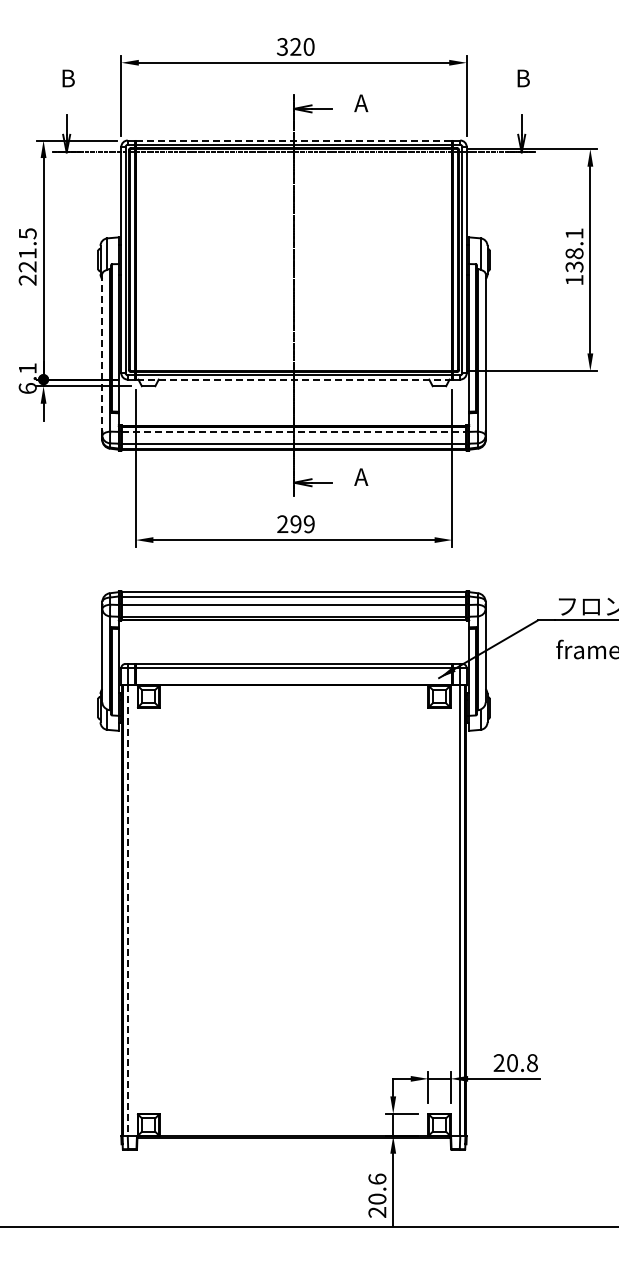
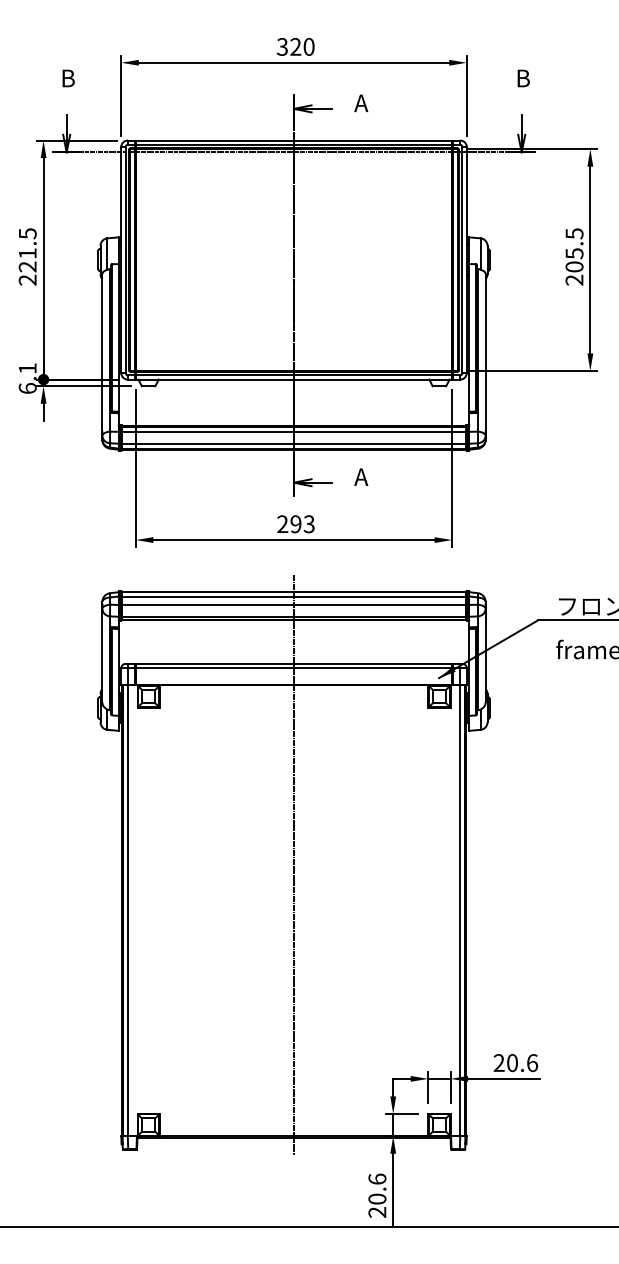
line: dashed -> solid (294, 140)
text: 138.1 -> 205.5 (574, 256)
line: dashed -> solid (102, 352)
line: dashed -> solid (293, 379)
line: dashed -> solid (294, 431)
text: 299 -> 293 (308, 524)
line: none -> present (294, 864)
line: dashed -> solid (128, 911)
text: 20.8 -> 20.6 (532, 1062)
